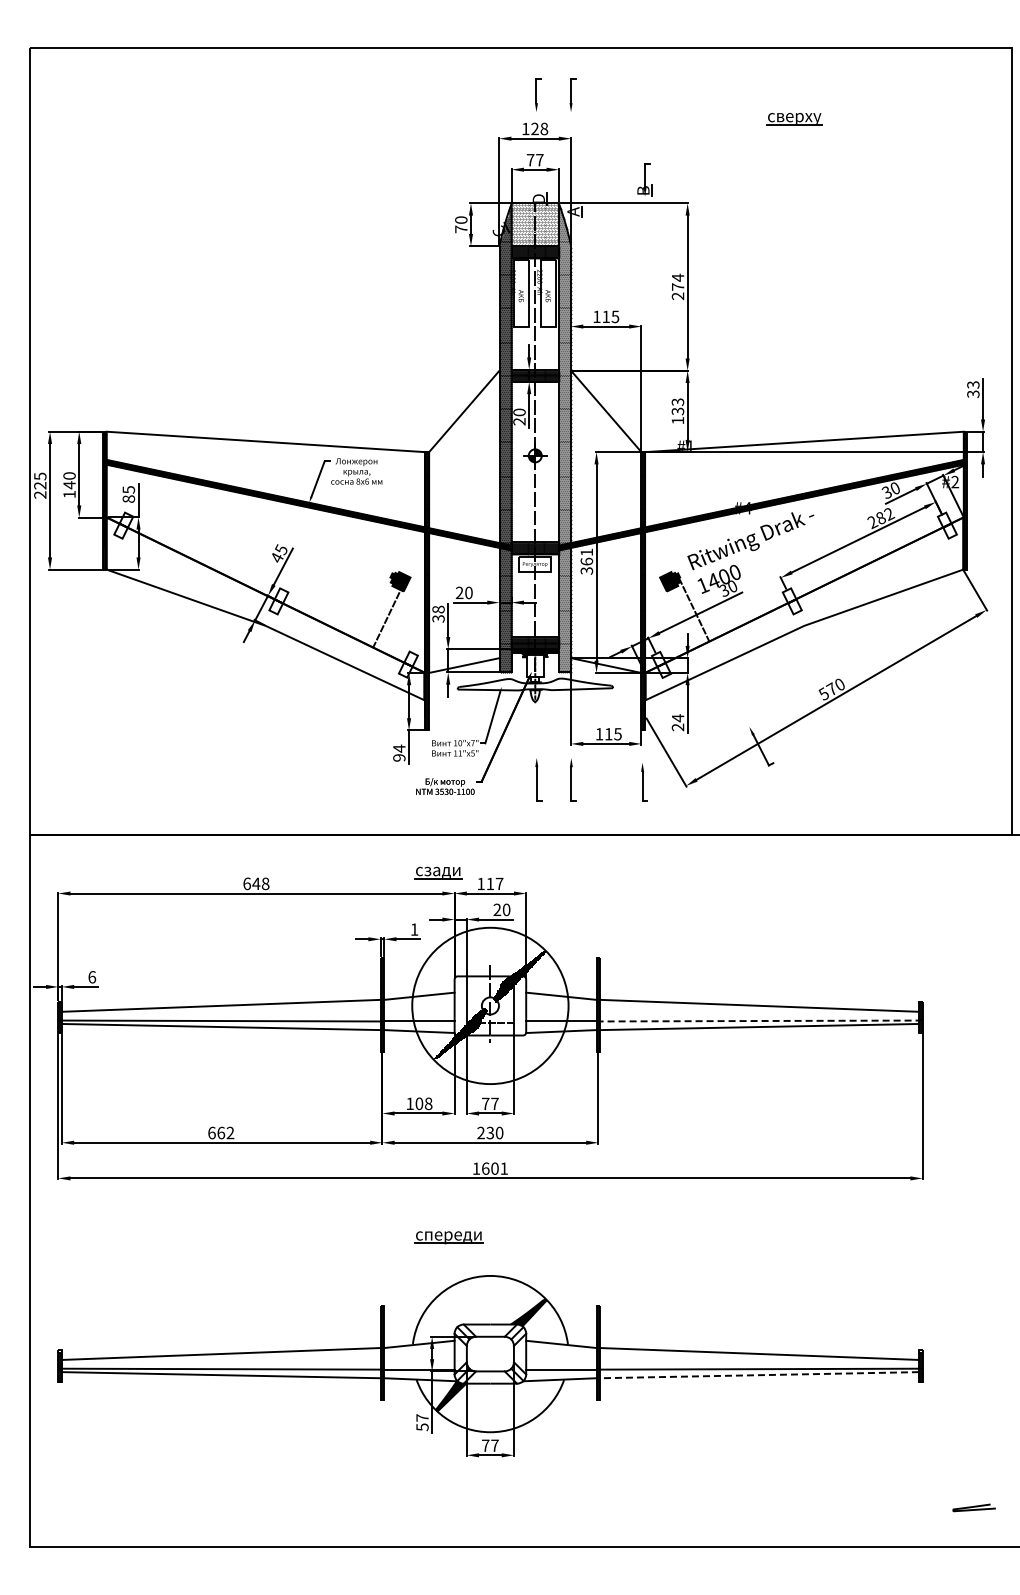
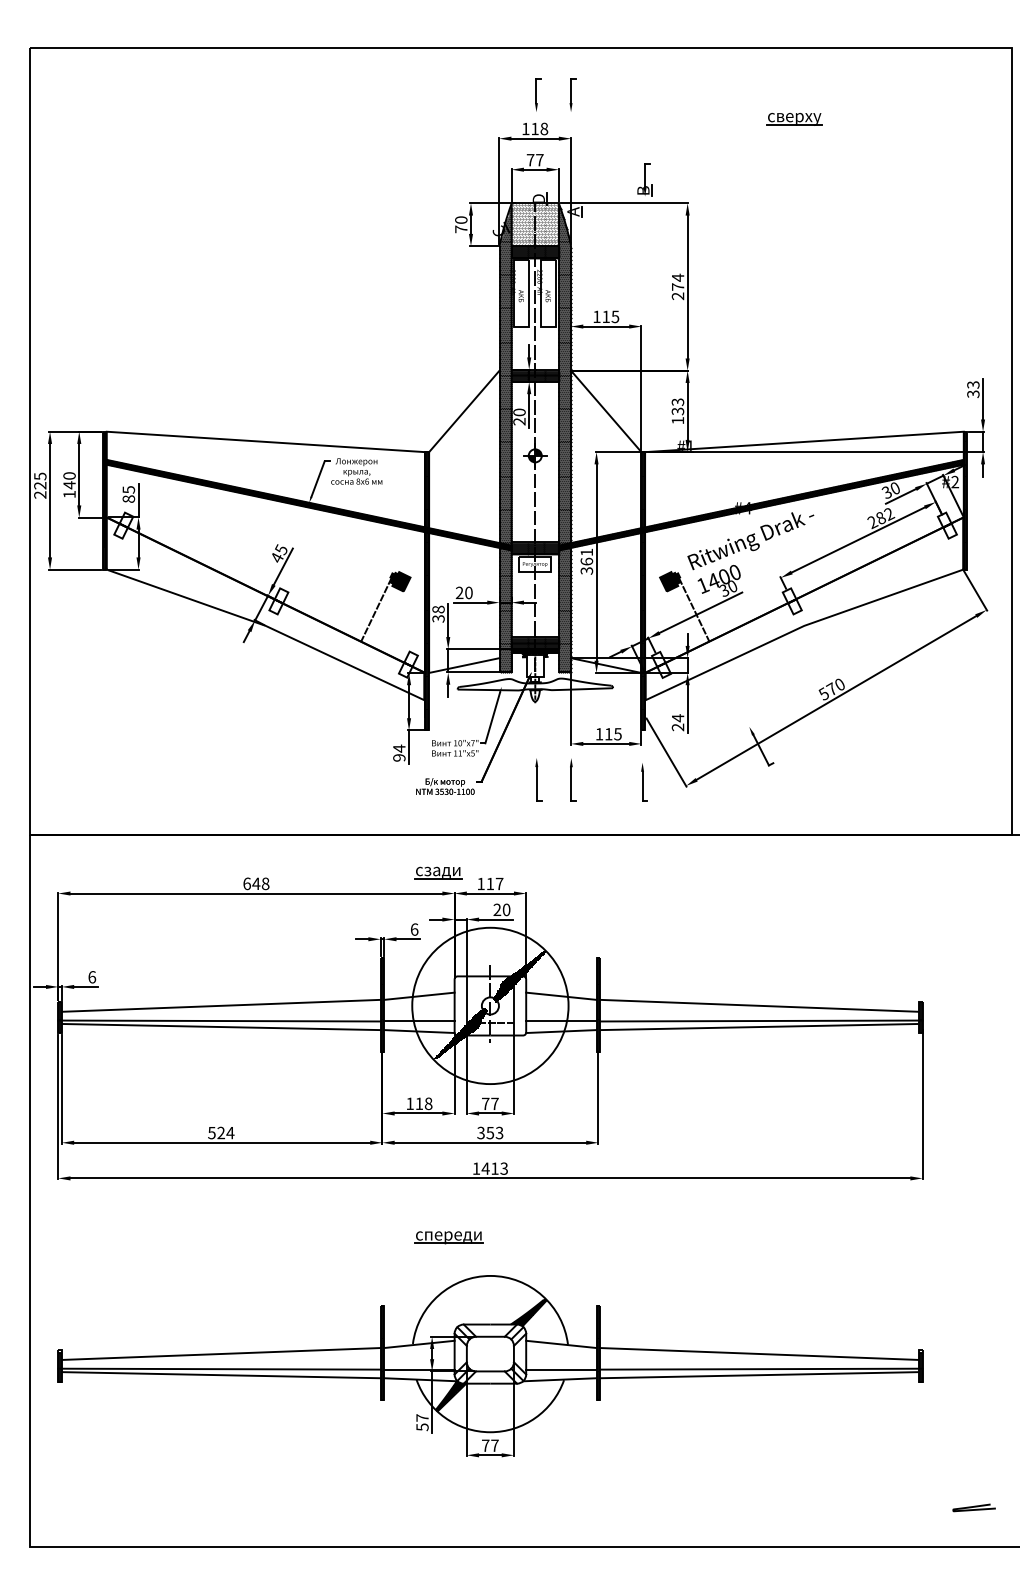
text: 128 -> 118 (534, 128)
hatch: none -> present (564, 438)
line position: (387, 616) -> (375, 610) (375, 610)
text: 1 -> 6 (414, 929)
line: dashed -> solid (760, 1021)
text: 108 -> 118 (419, 1103)
text: 662 -> 524 (221, 1132)
text: 230 -> 353 (490, 1132)
text: 1601 -> 1413 (494, 1168)
line: dashed -> solid (759, 1375)
